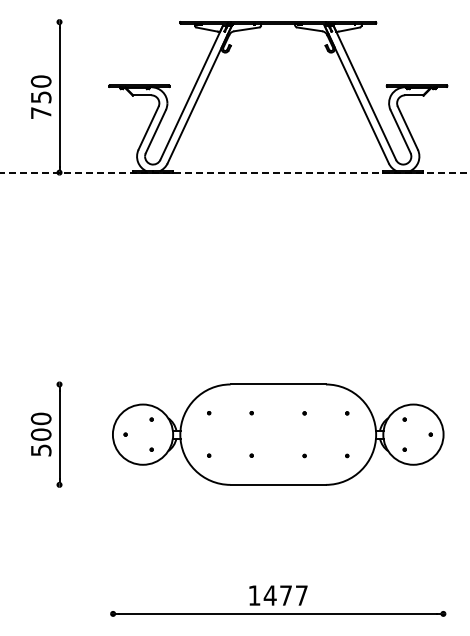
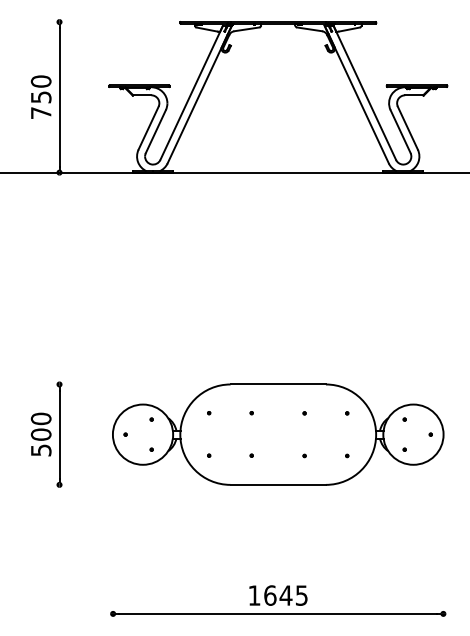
line: dashed -> solid (235, 172)
text: 1477 -> 1645 (285, 595)
